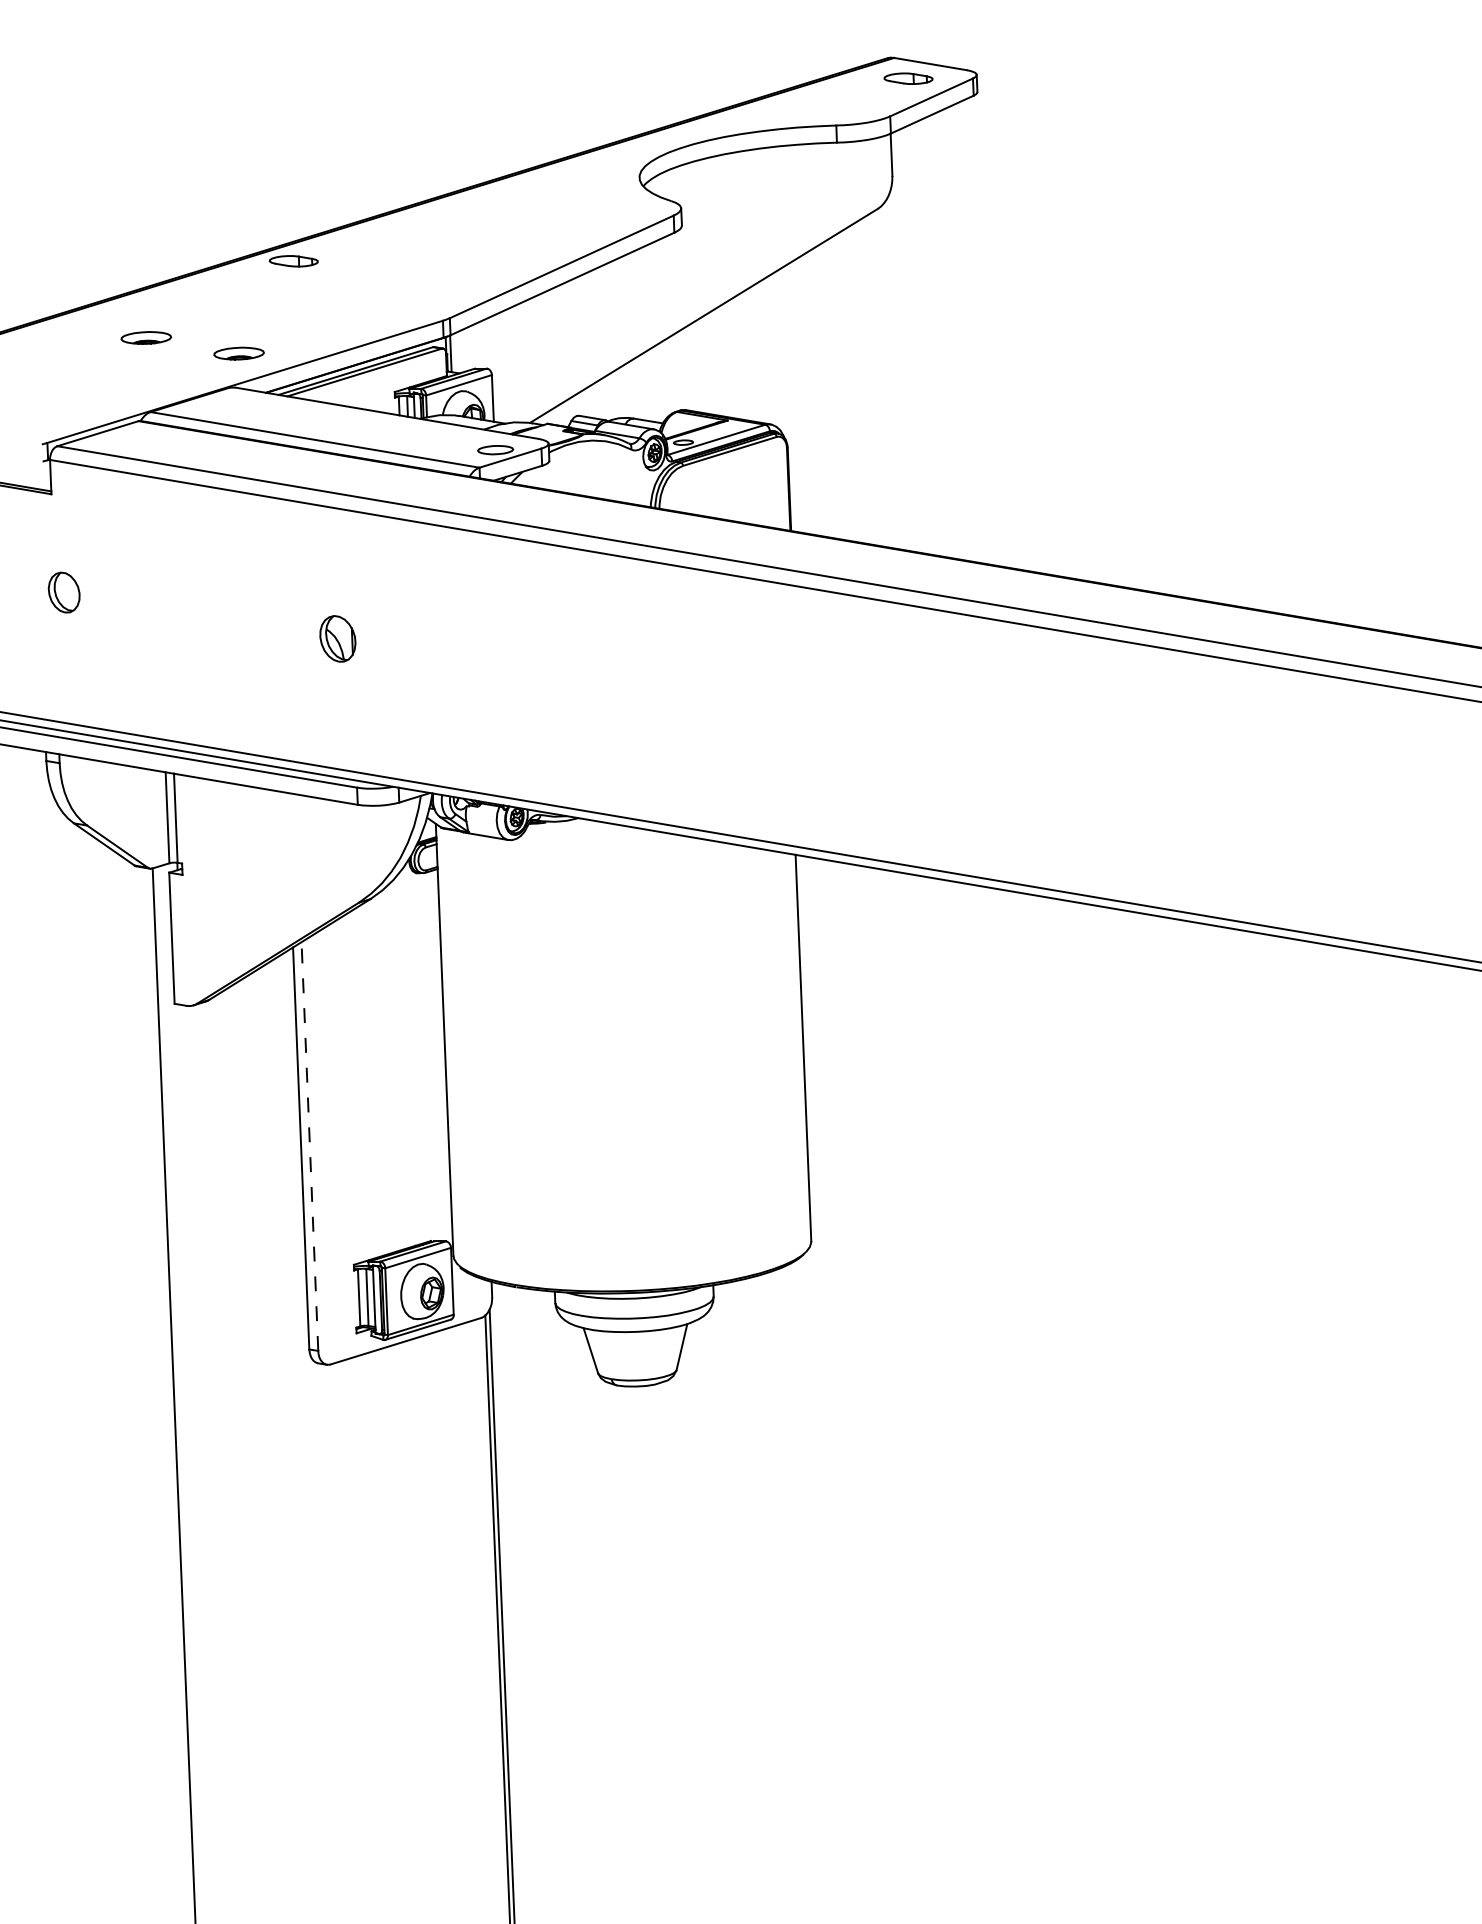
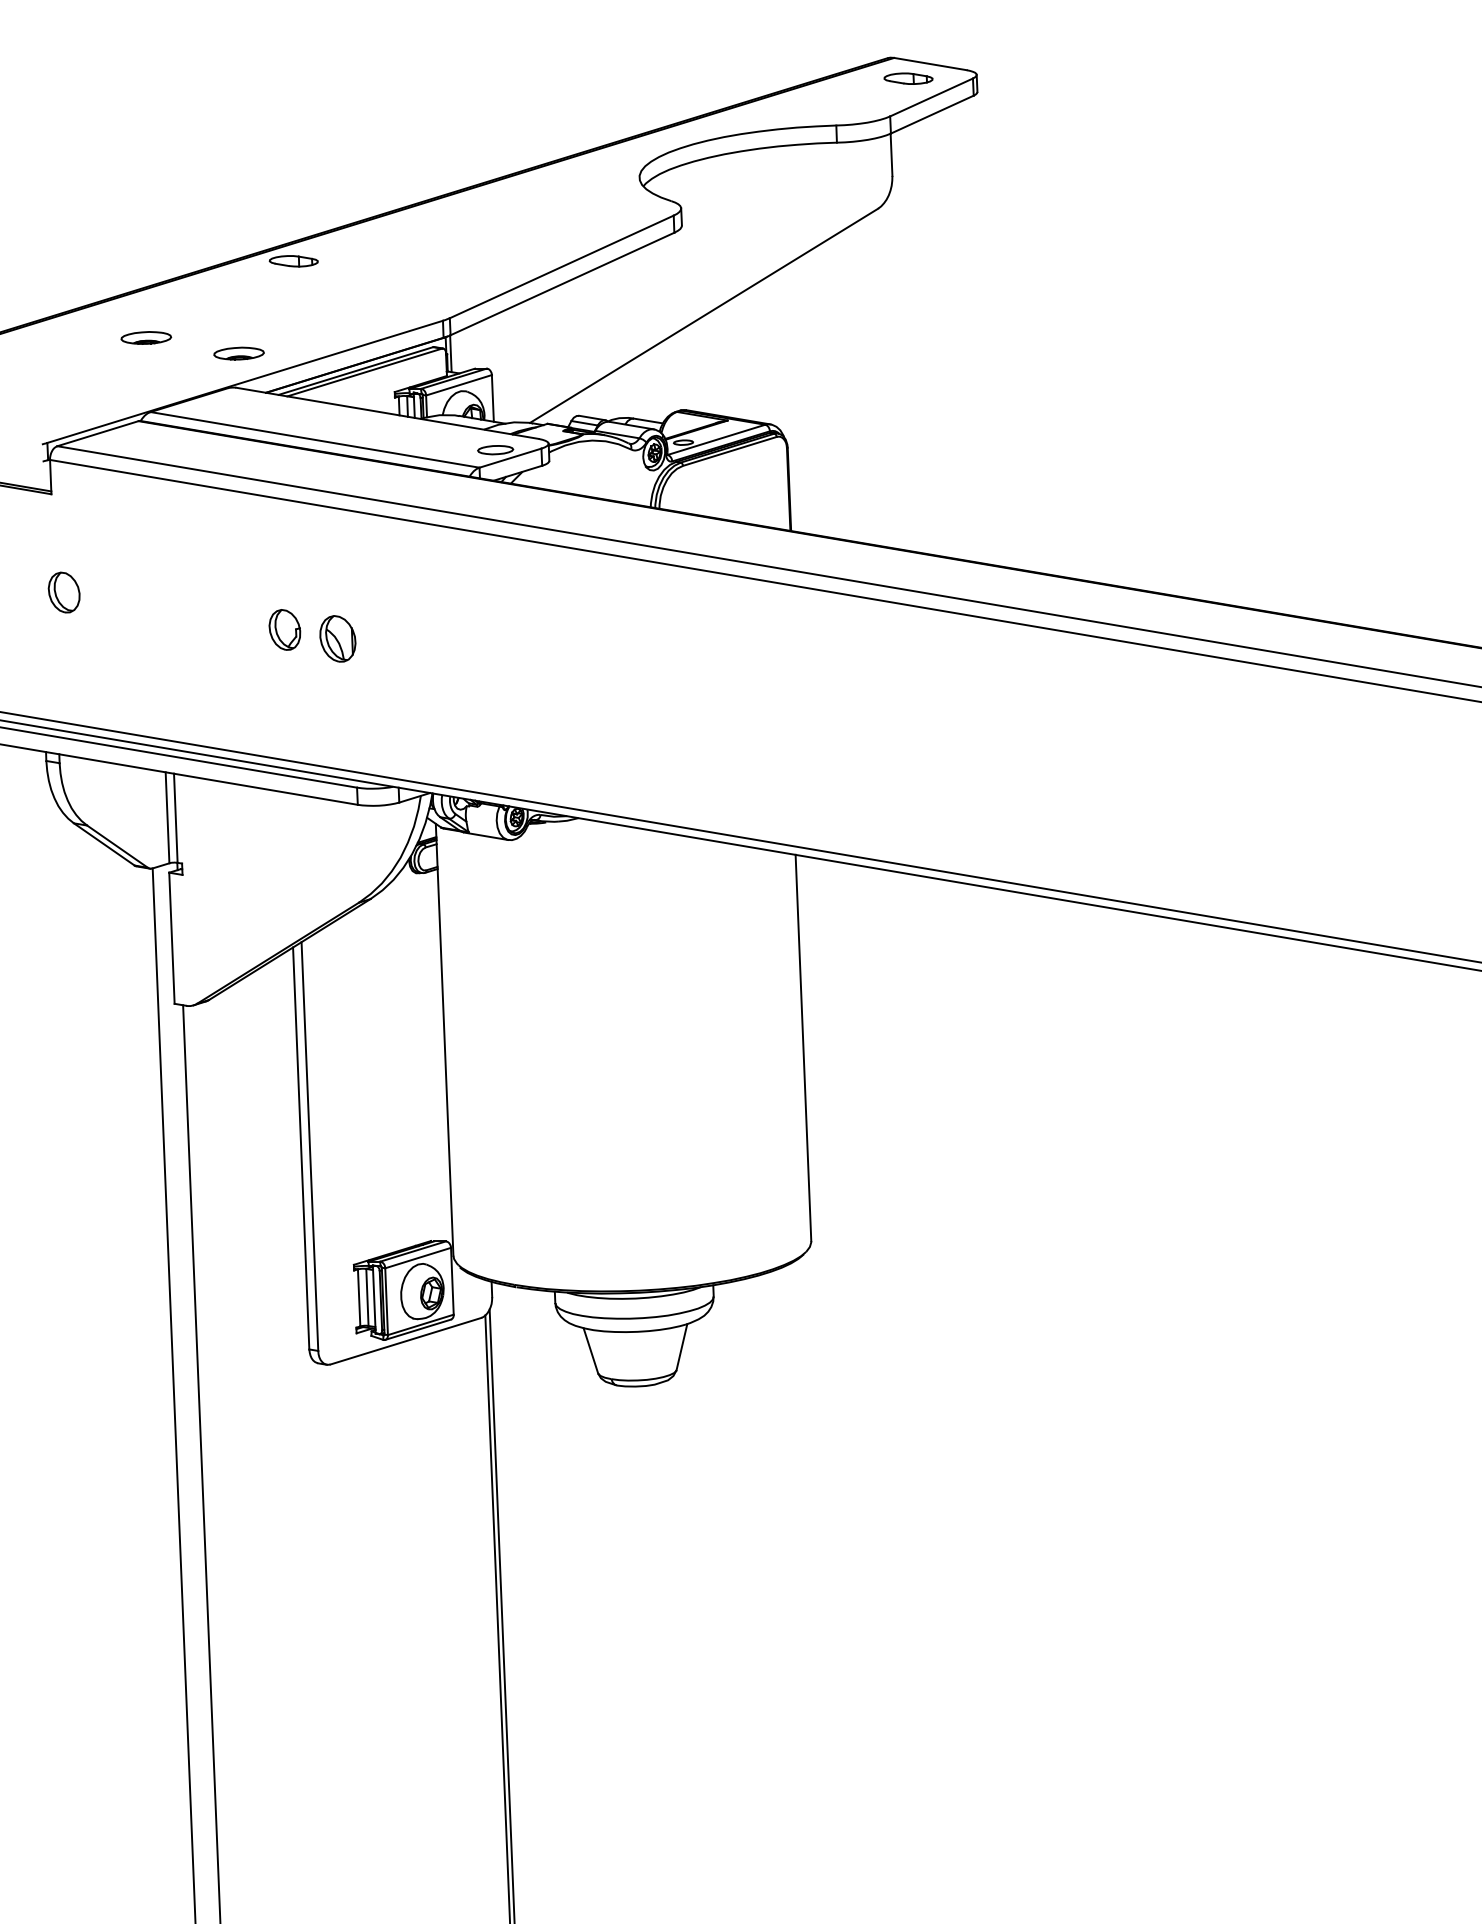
part: none -> present (284, 629)
line: dashed -> solid (309, 1146)
line: none -> present (201, 1462)
